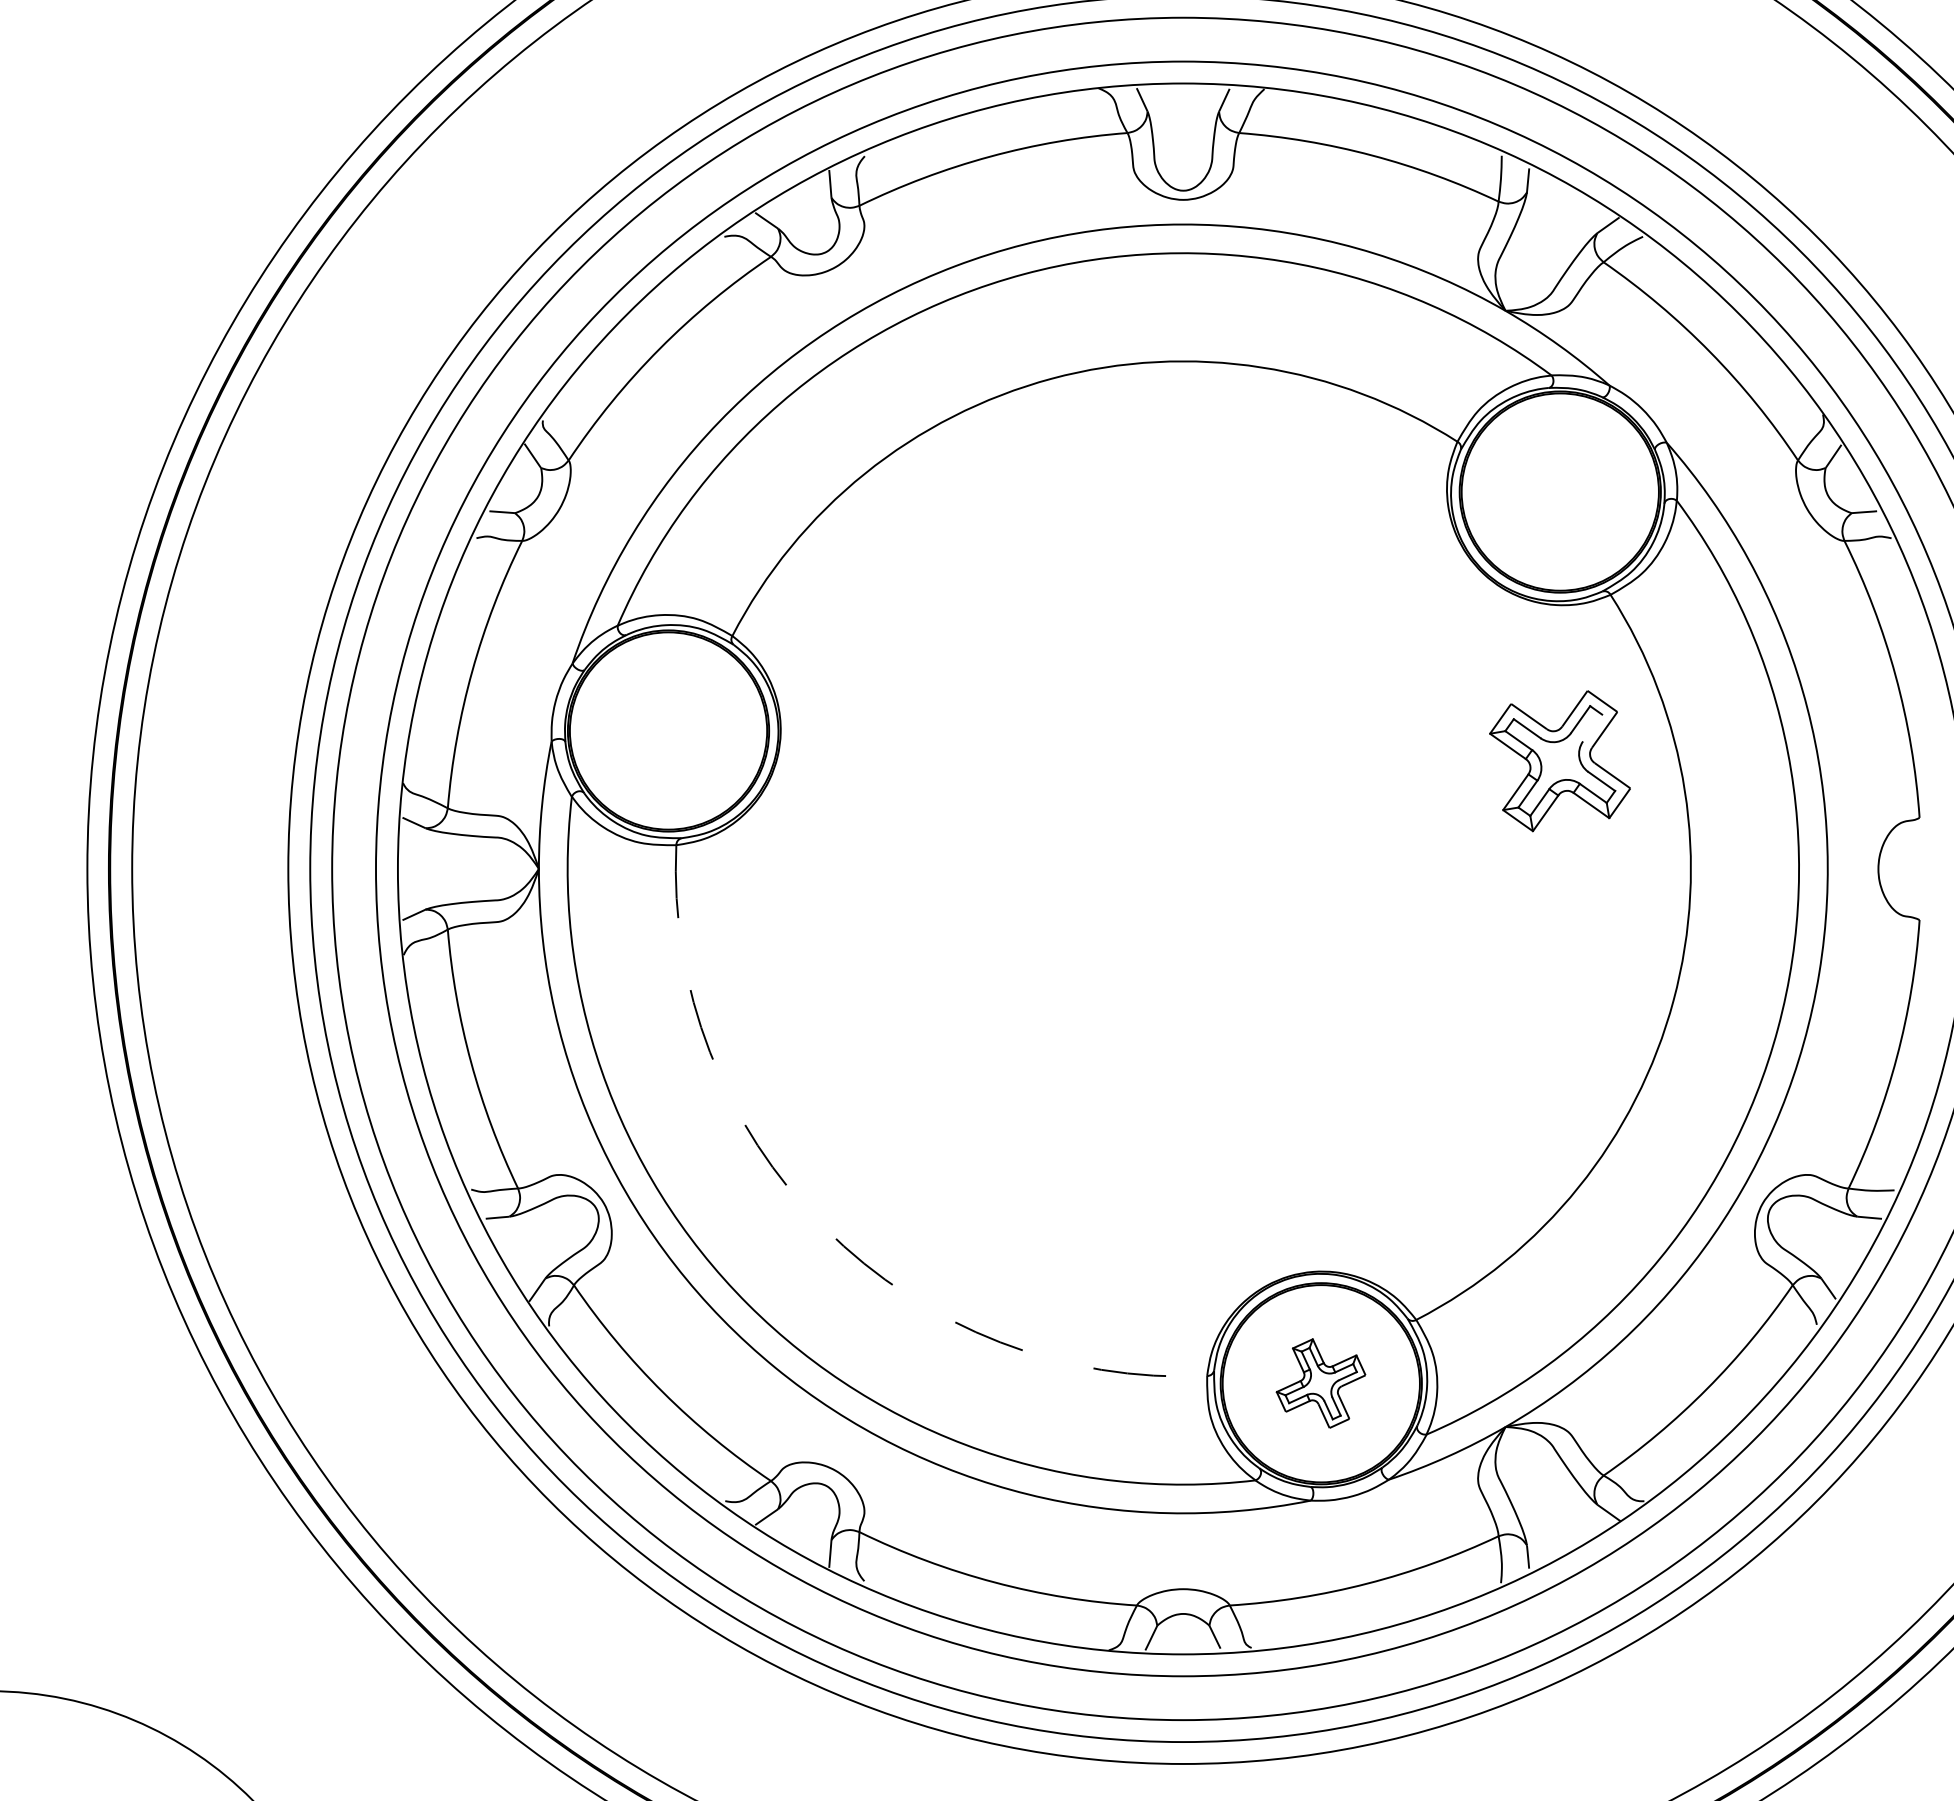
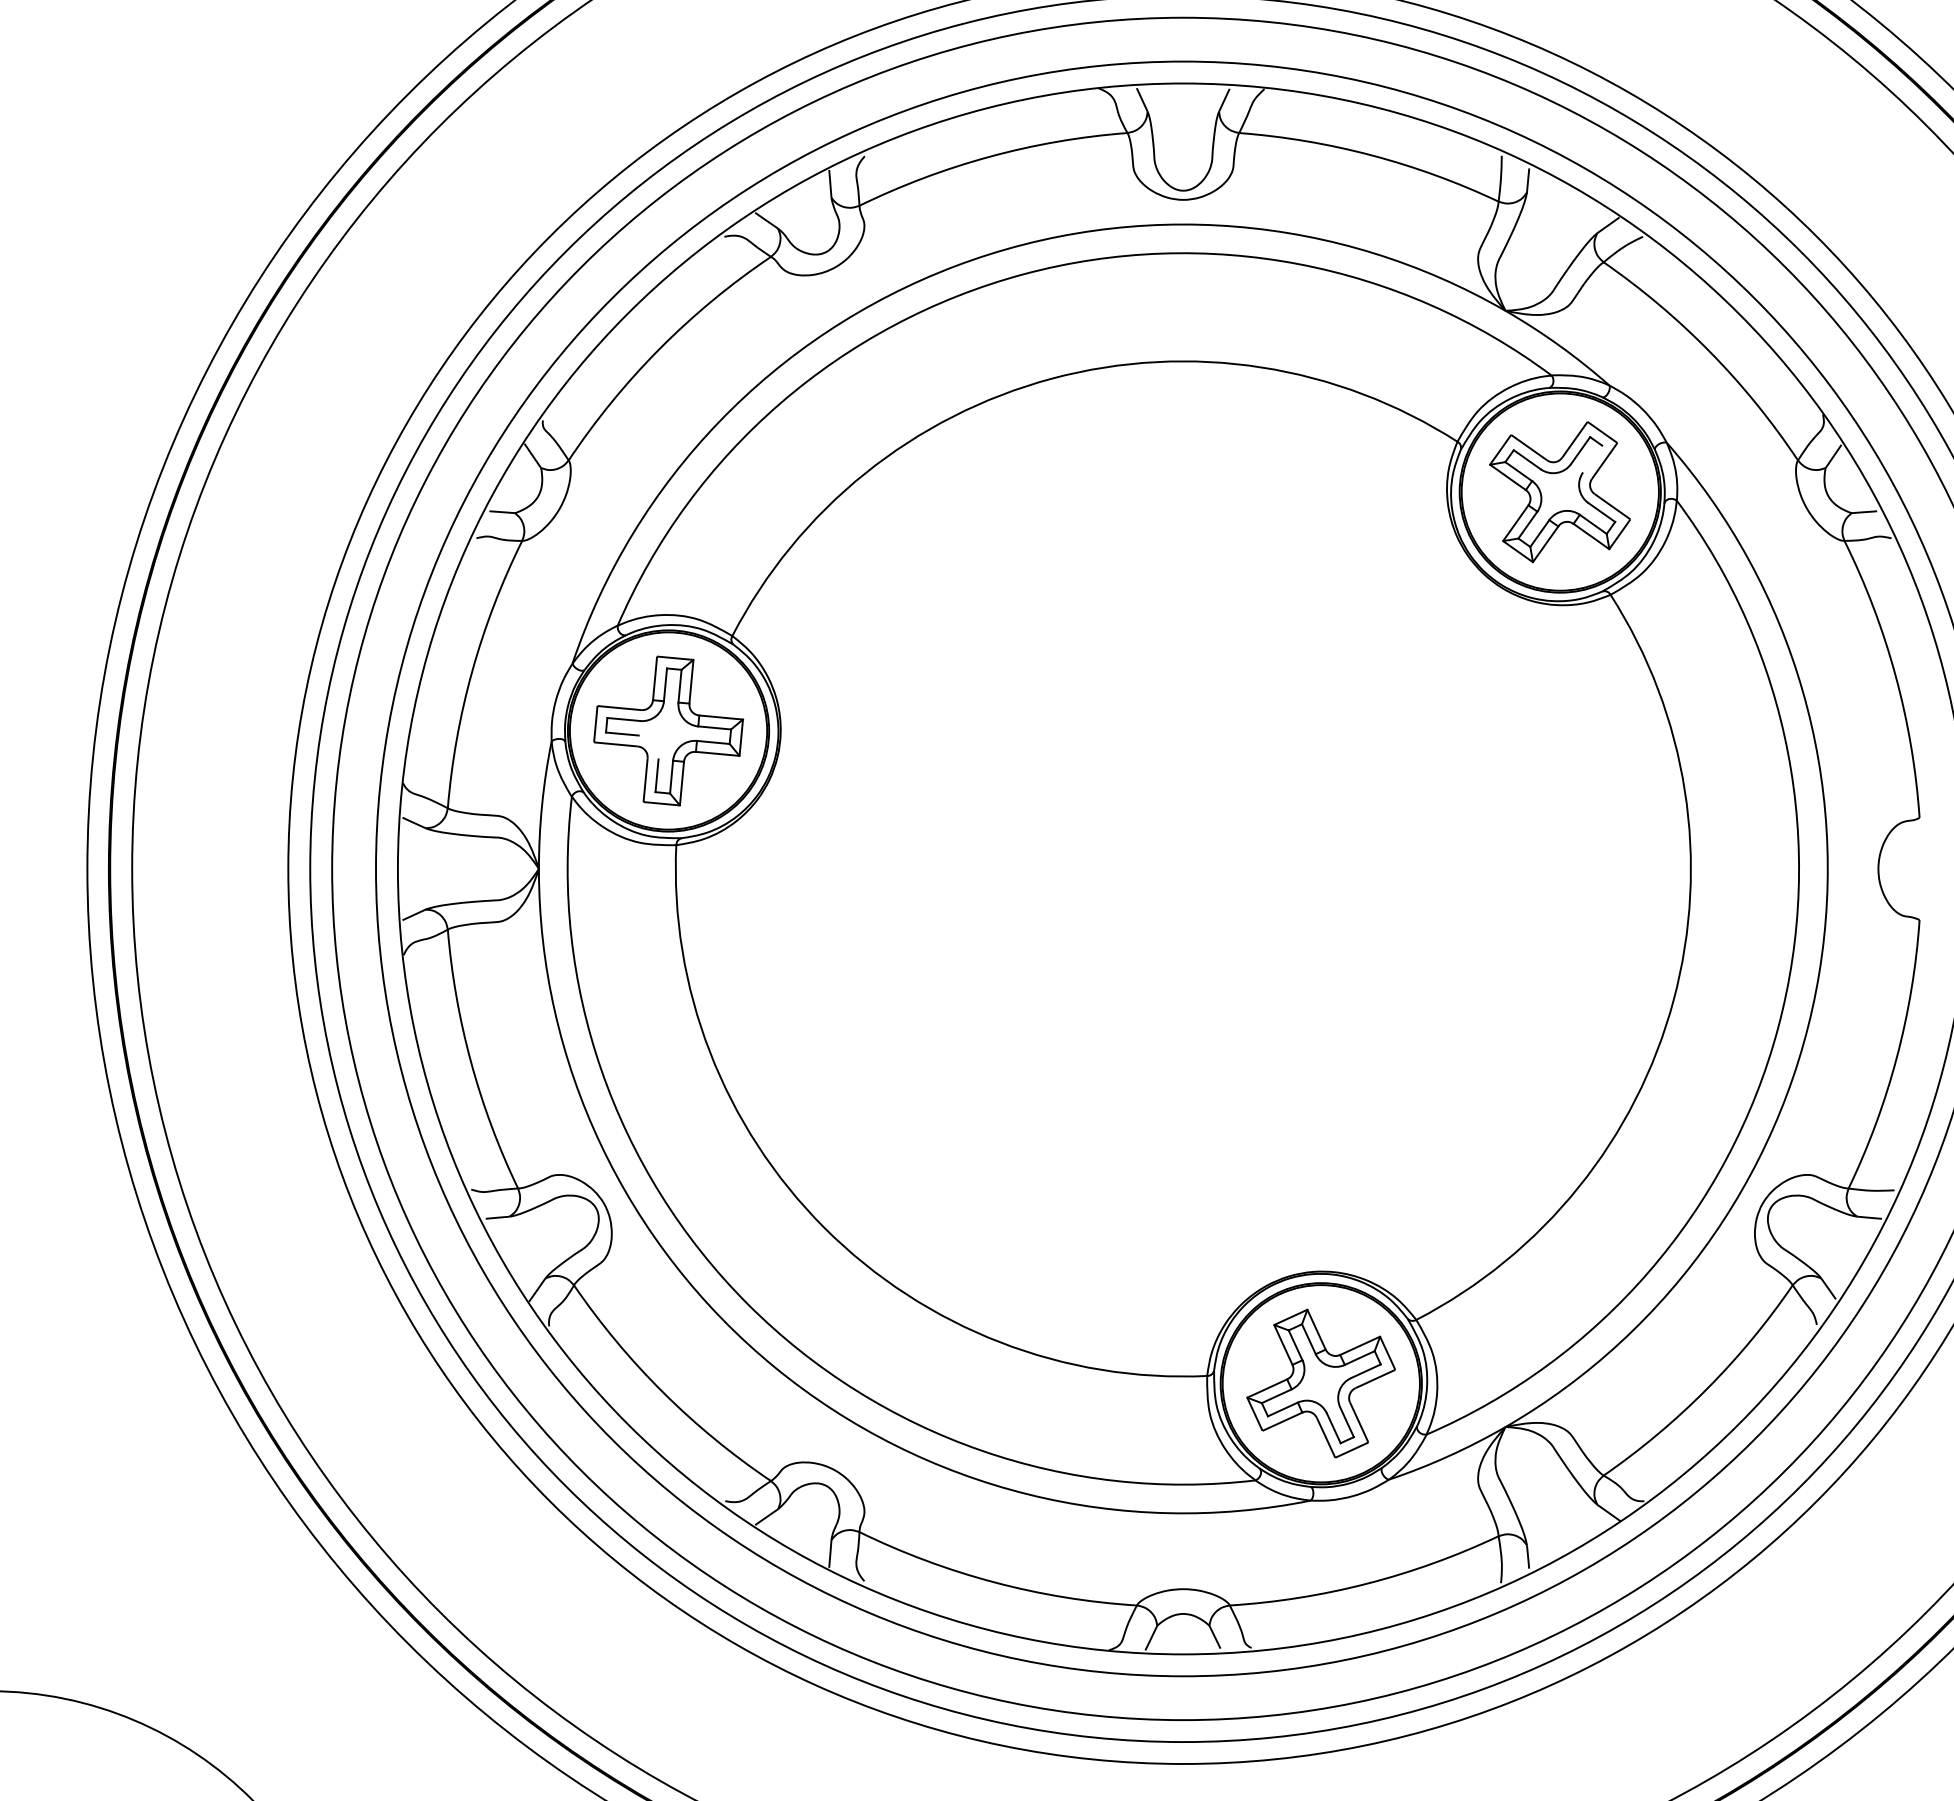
part: none -> present (668, 730)
part position: (1559, 761) -> (1559, 492) (1559, 492)
arc: dashed -> solid (824, 1227)
part size: 92x91 px -> 150x151 px (1320, 1383)
